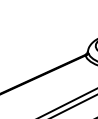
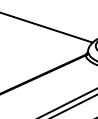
line: none -> present (47, 27)
